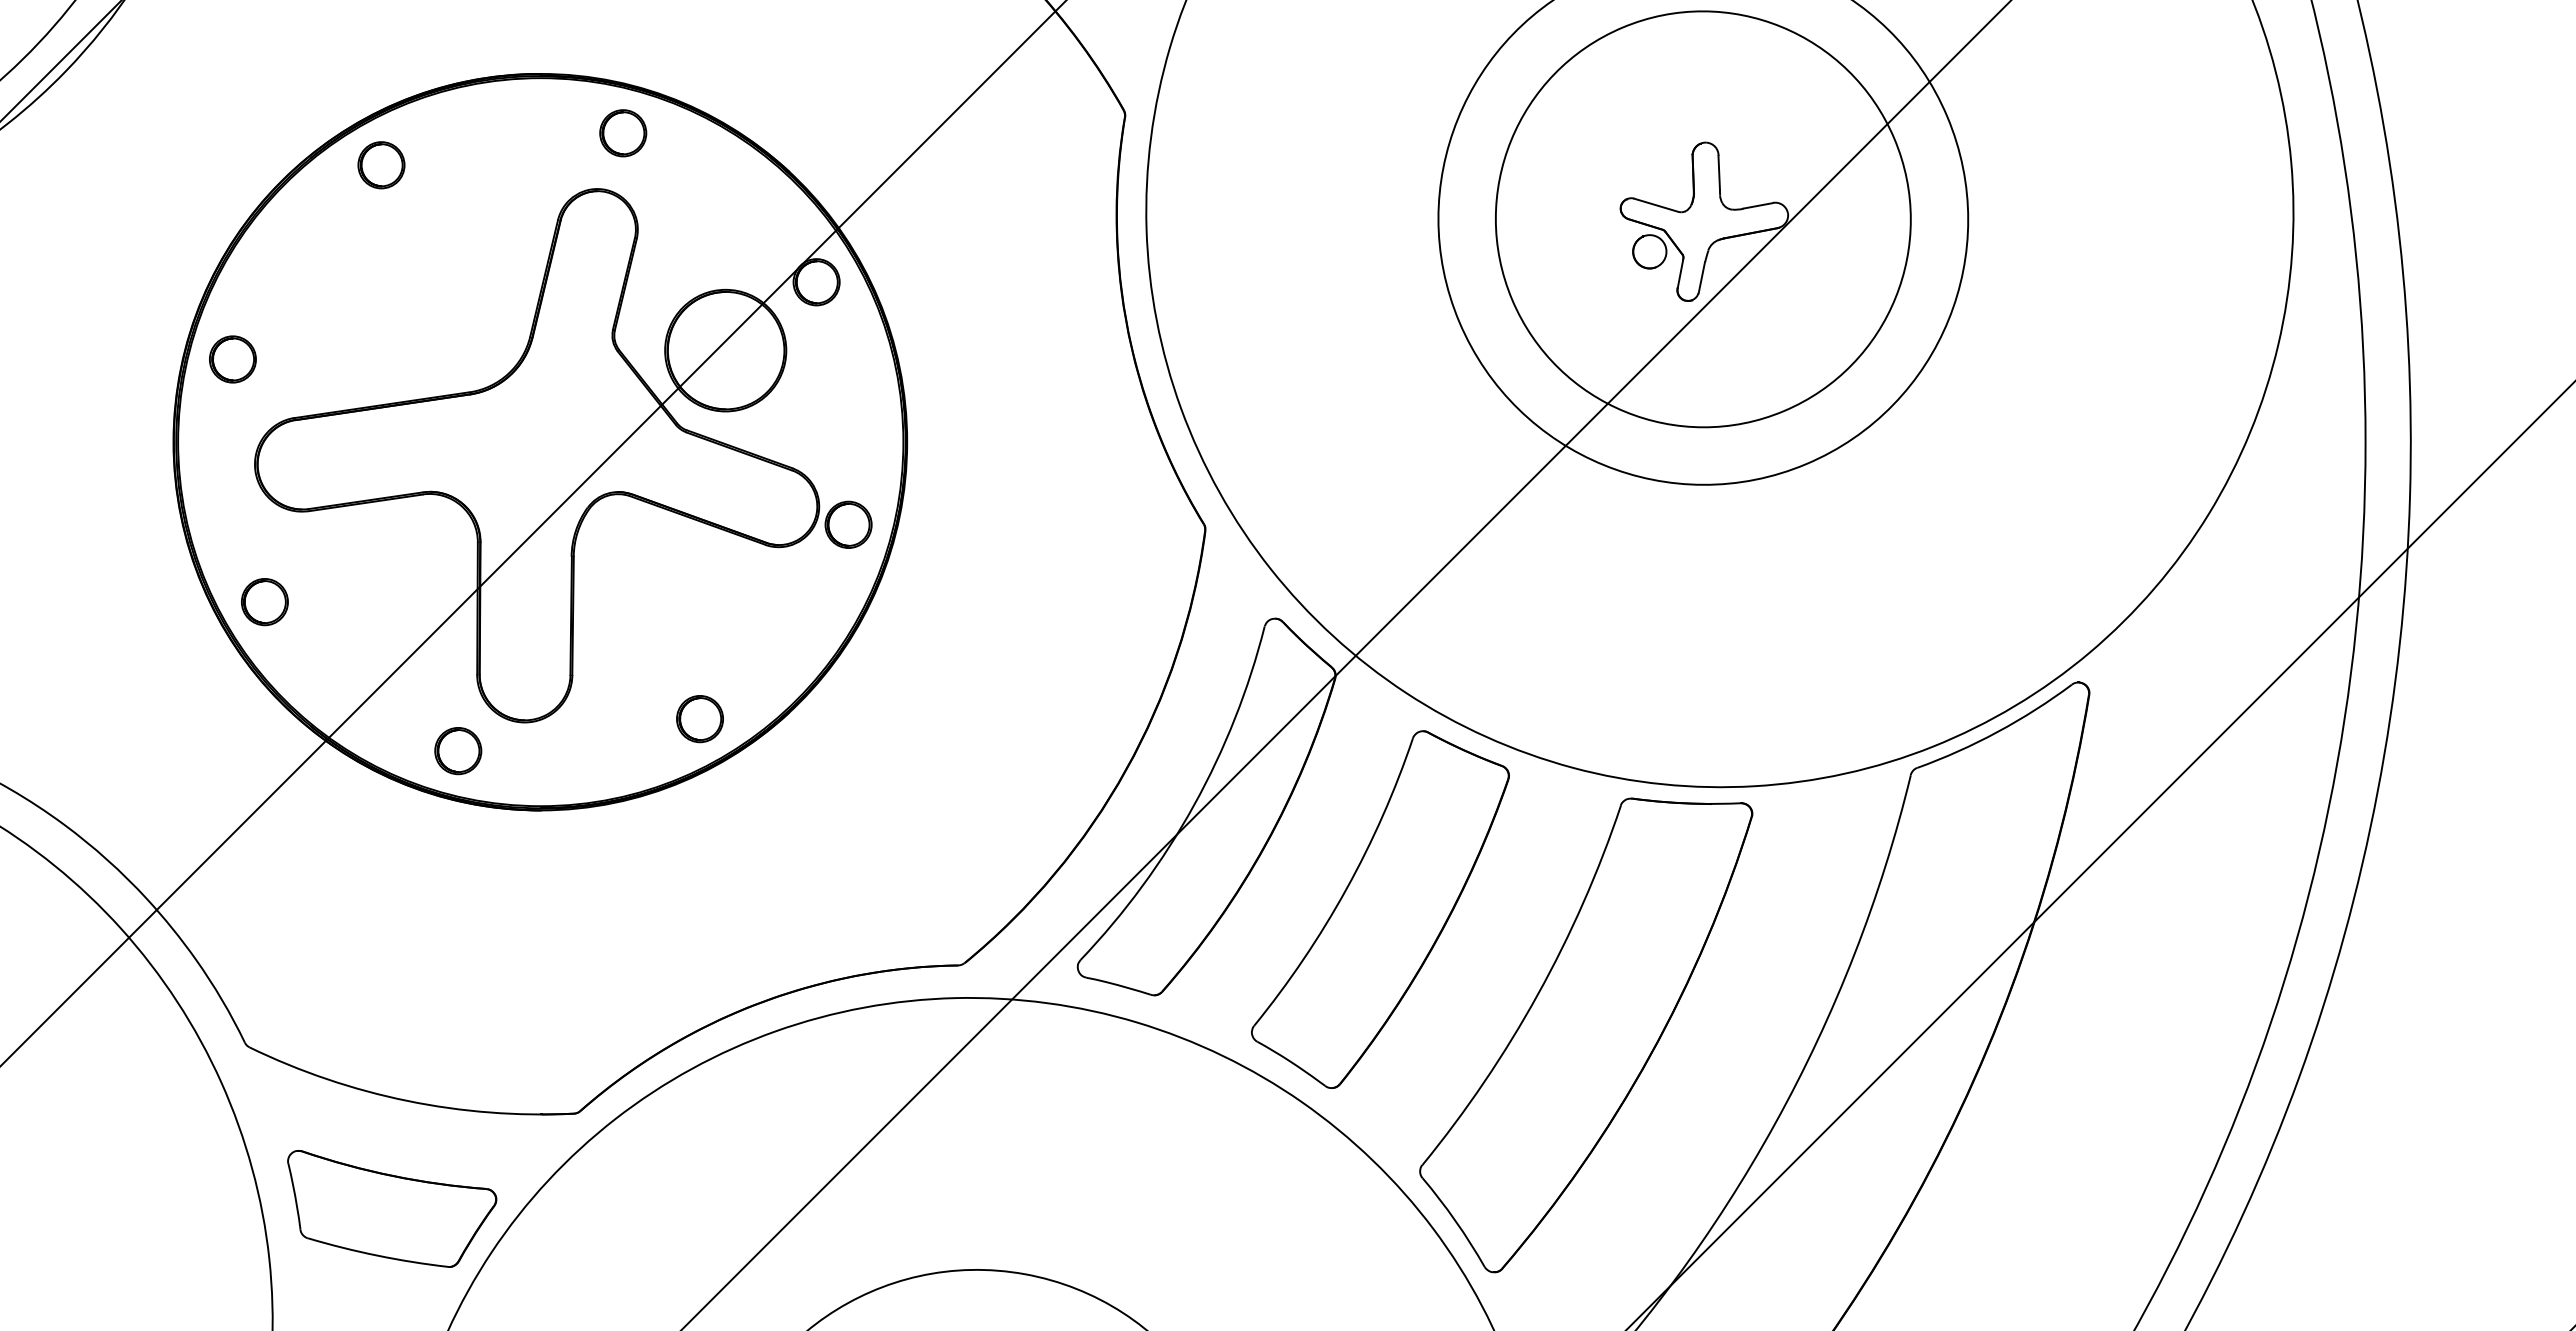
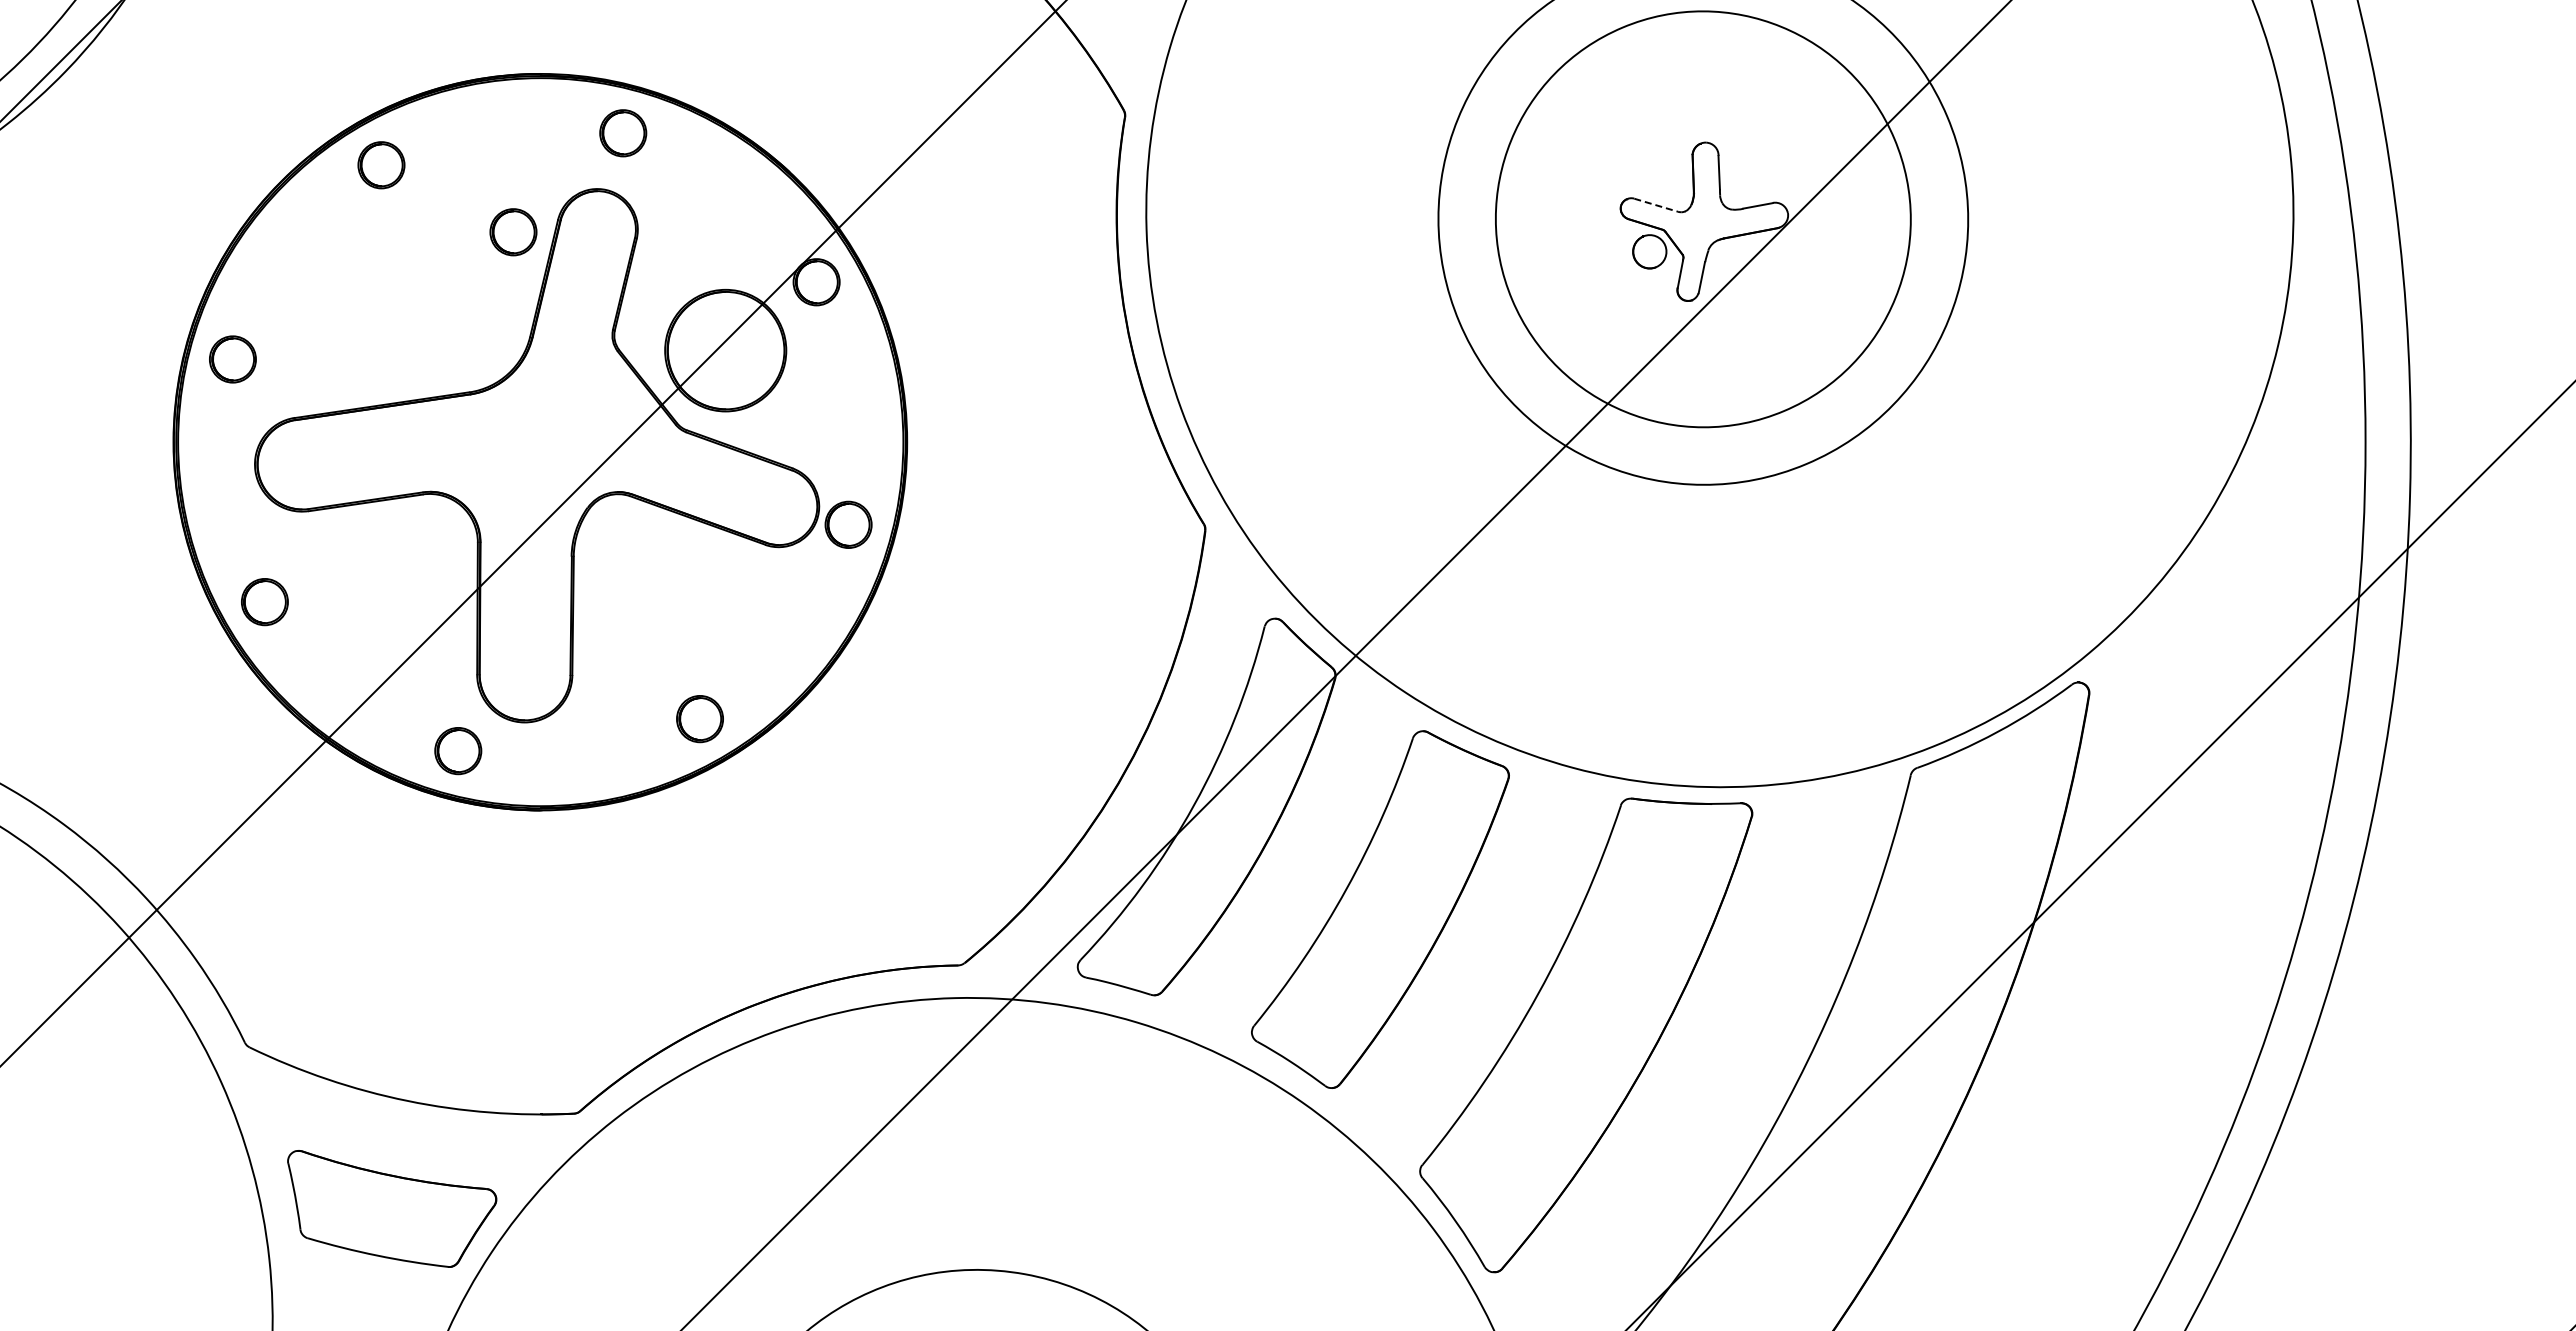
line: solid -> dashed (1656, 205)
part: none -> present (513, 232)
